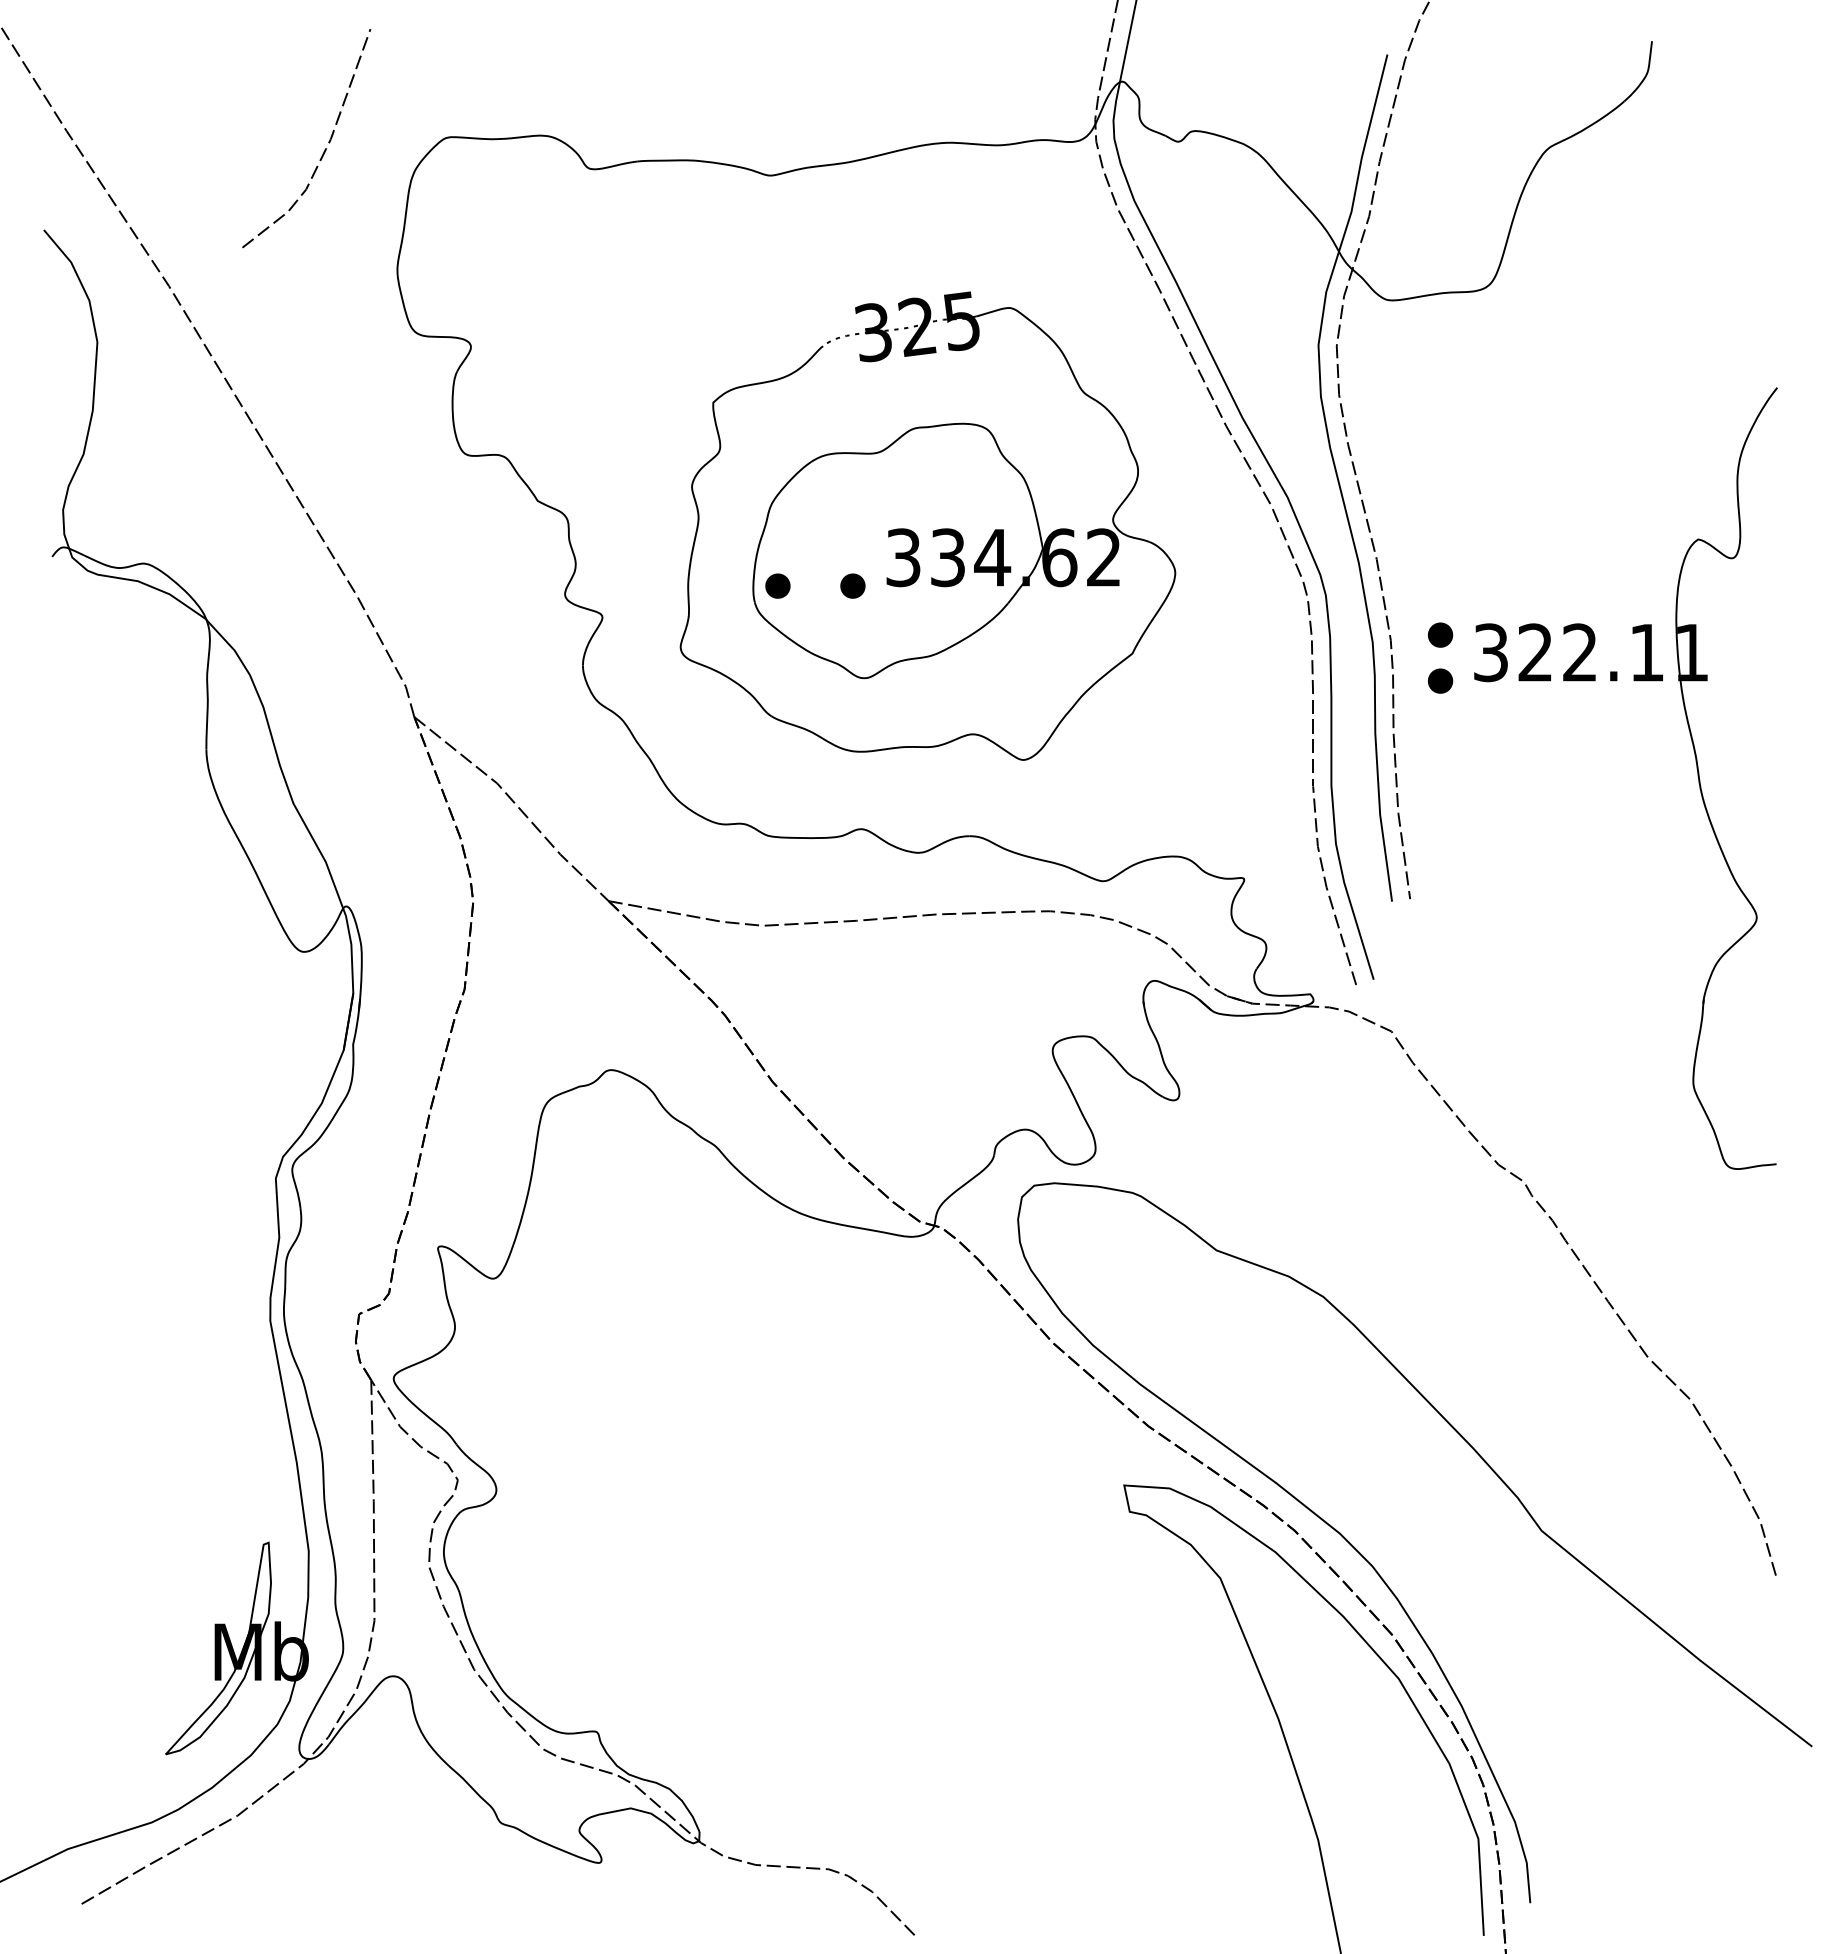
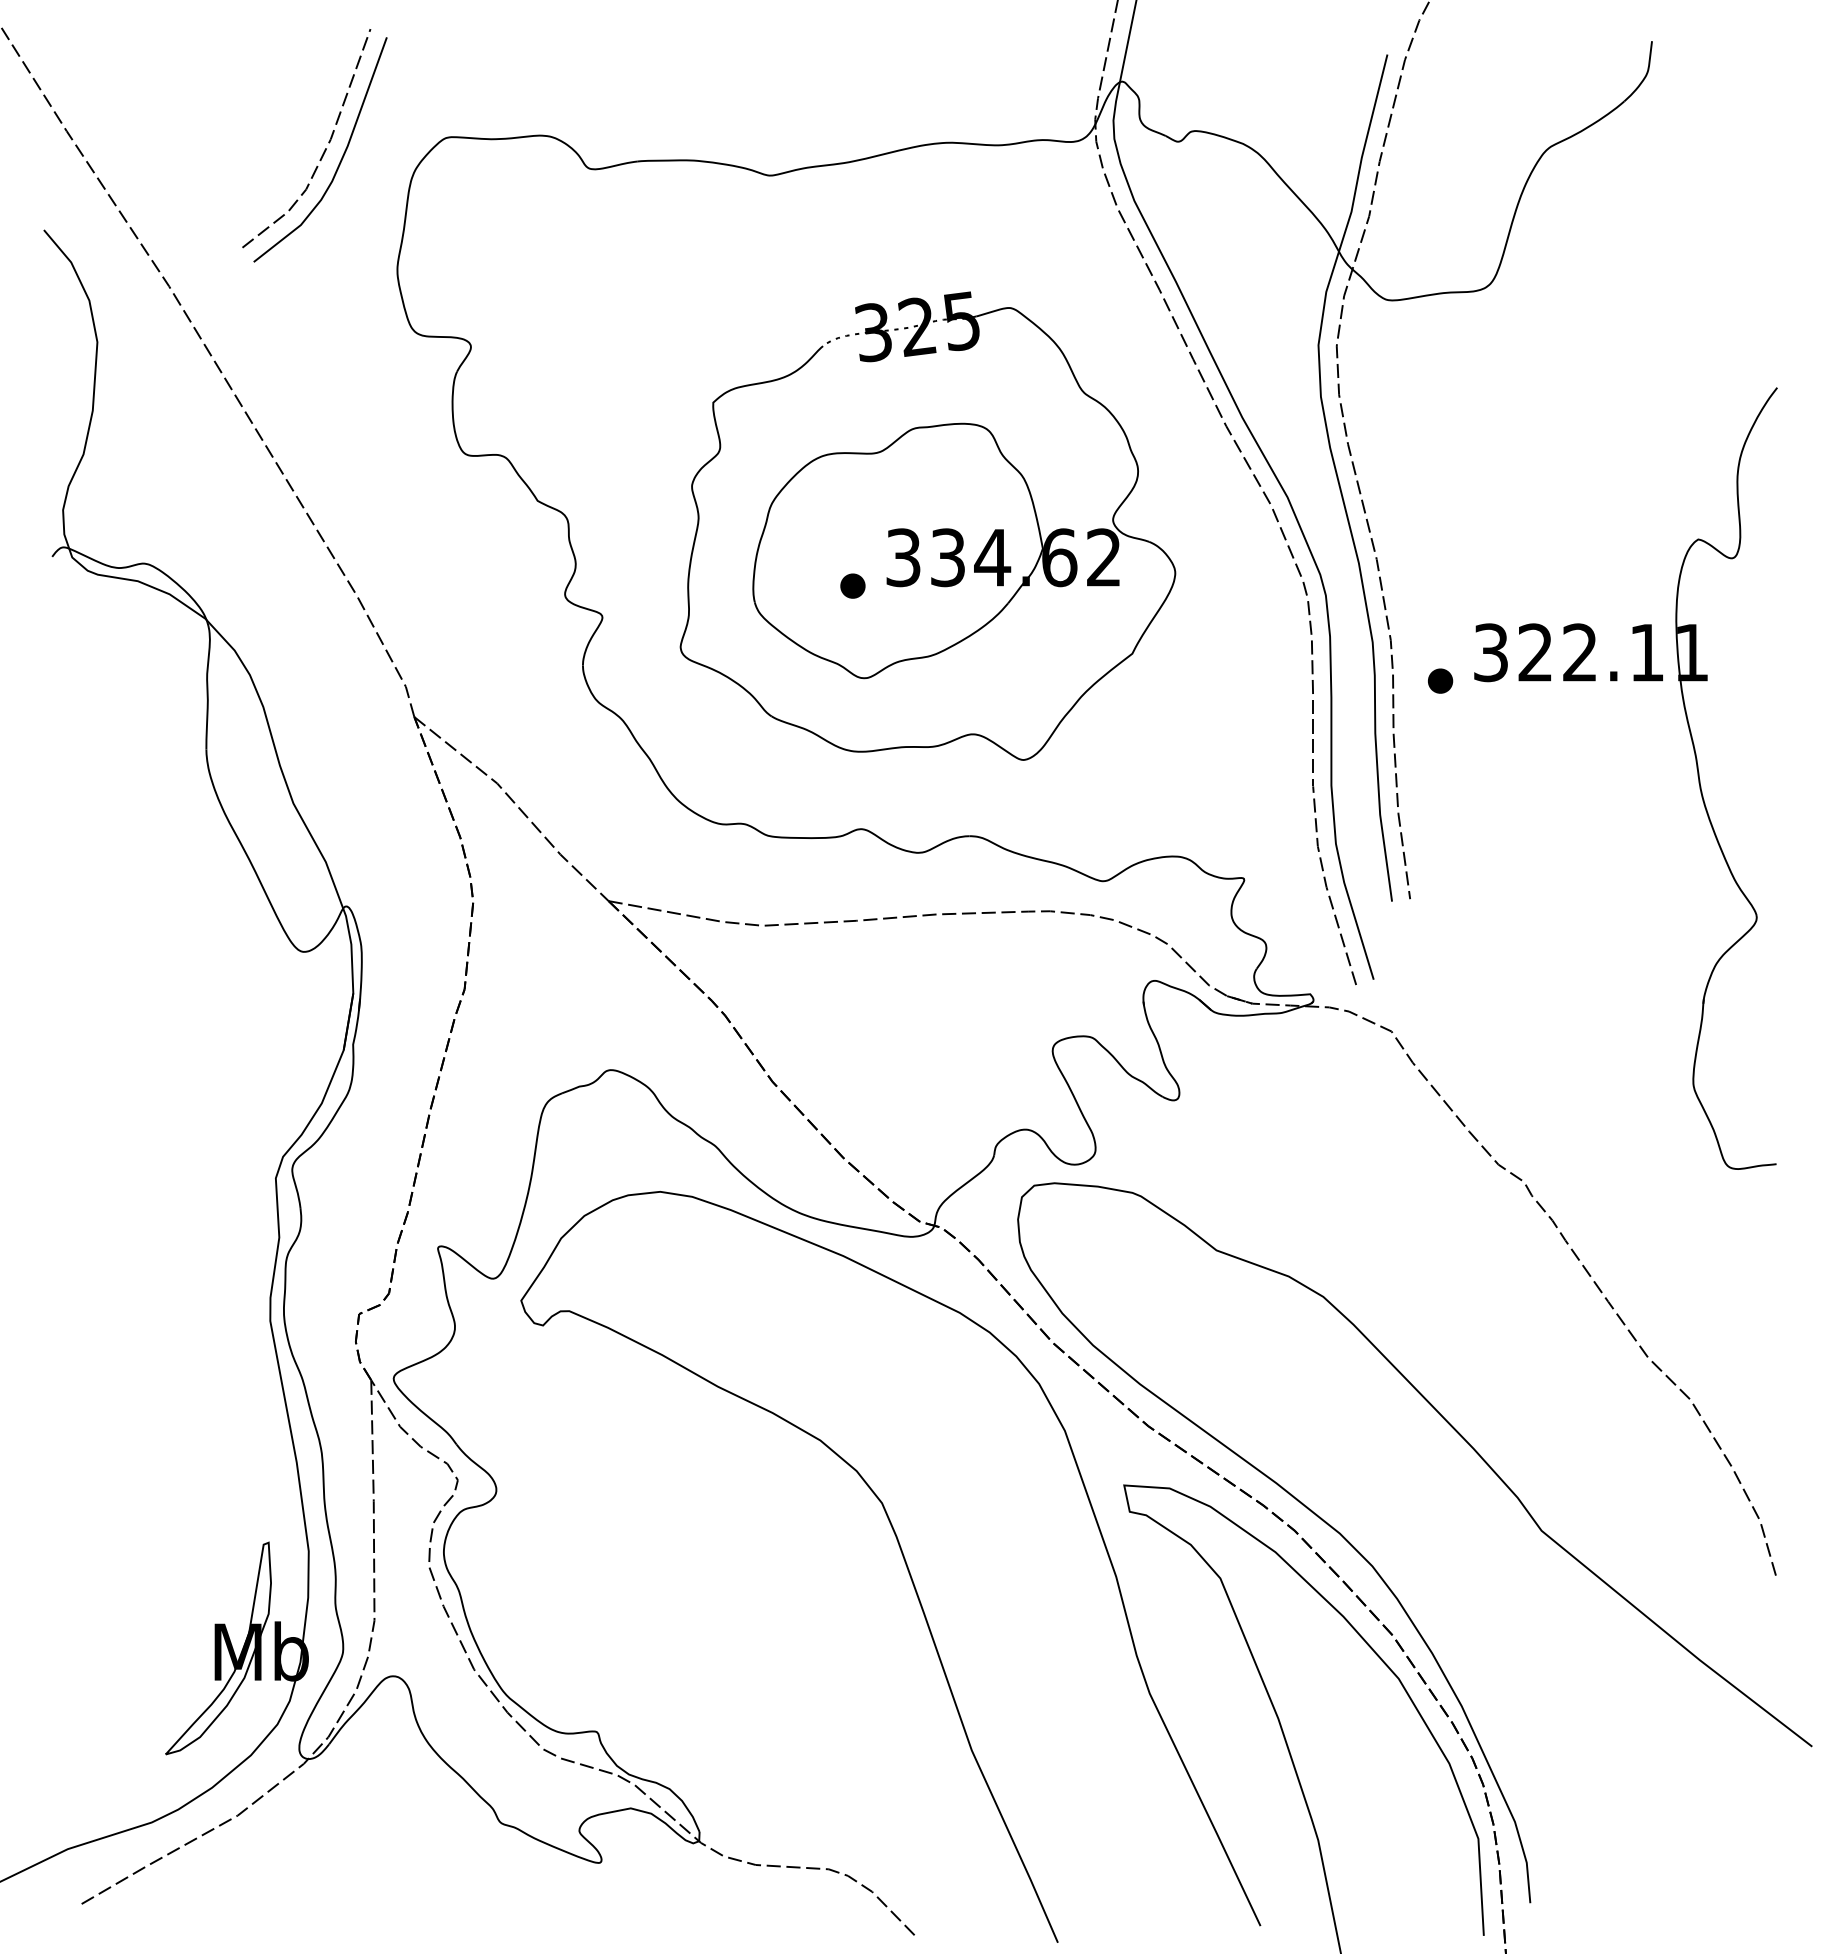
curve: none -> present (340, 159)
part: present -> none (777, 585)
part: present -> none (1440, 634)
curve: none -> present (904, 1562)
